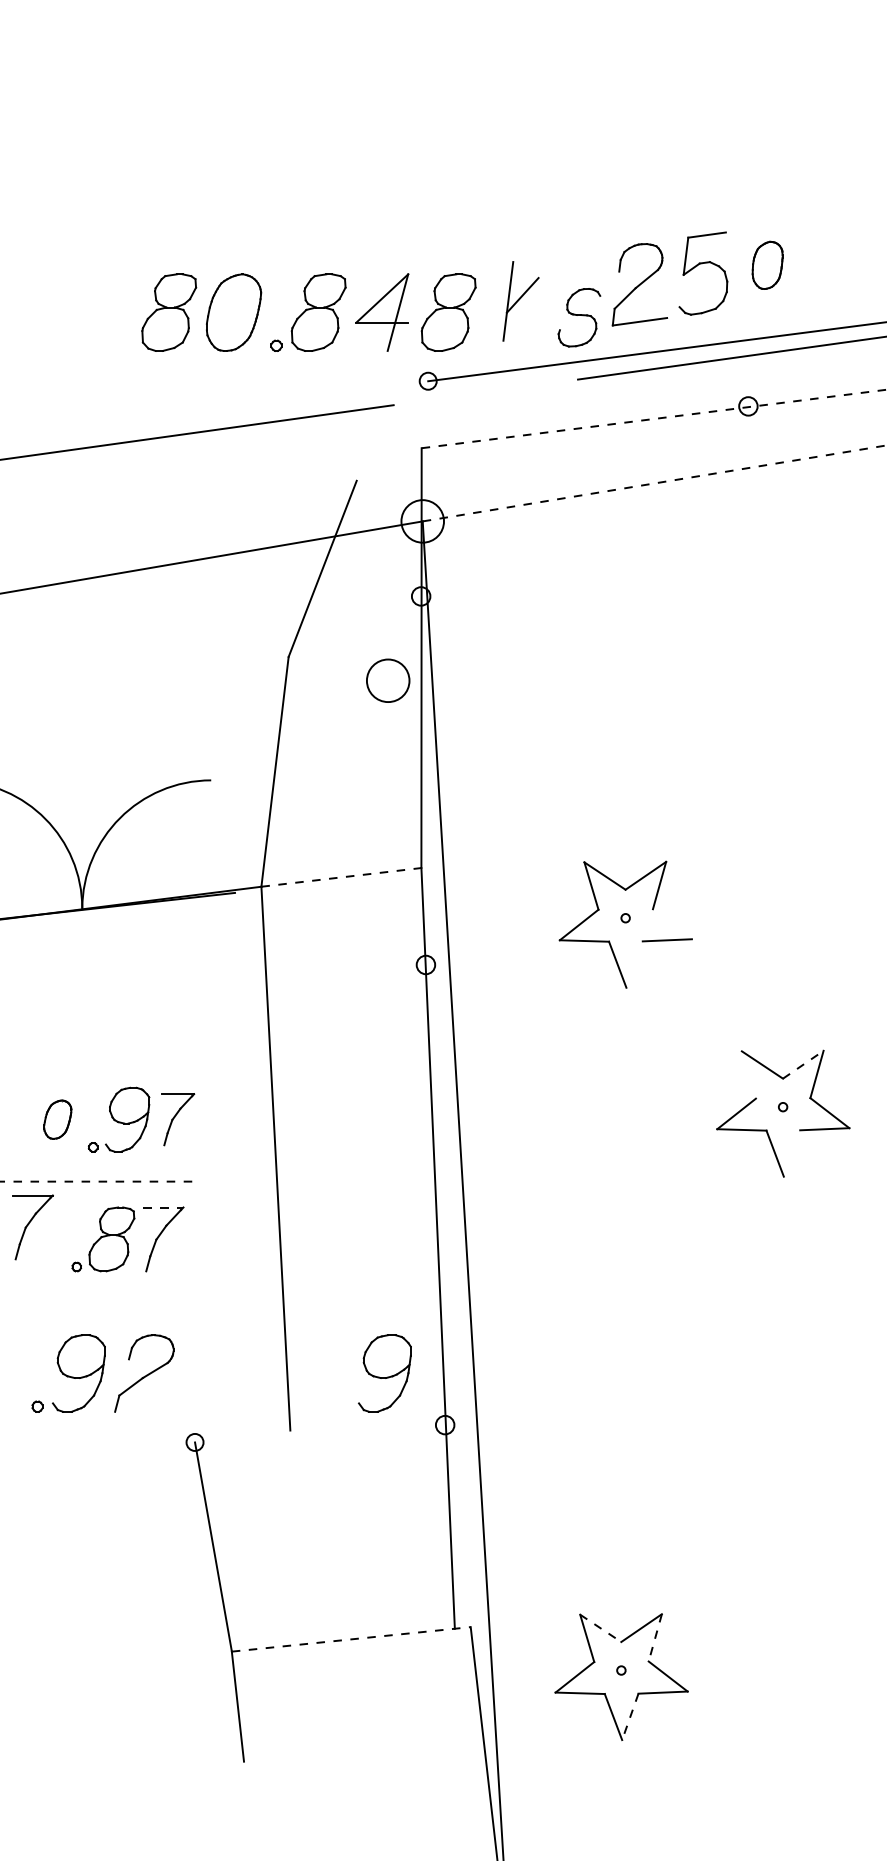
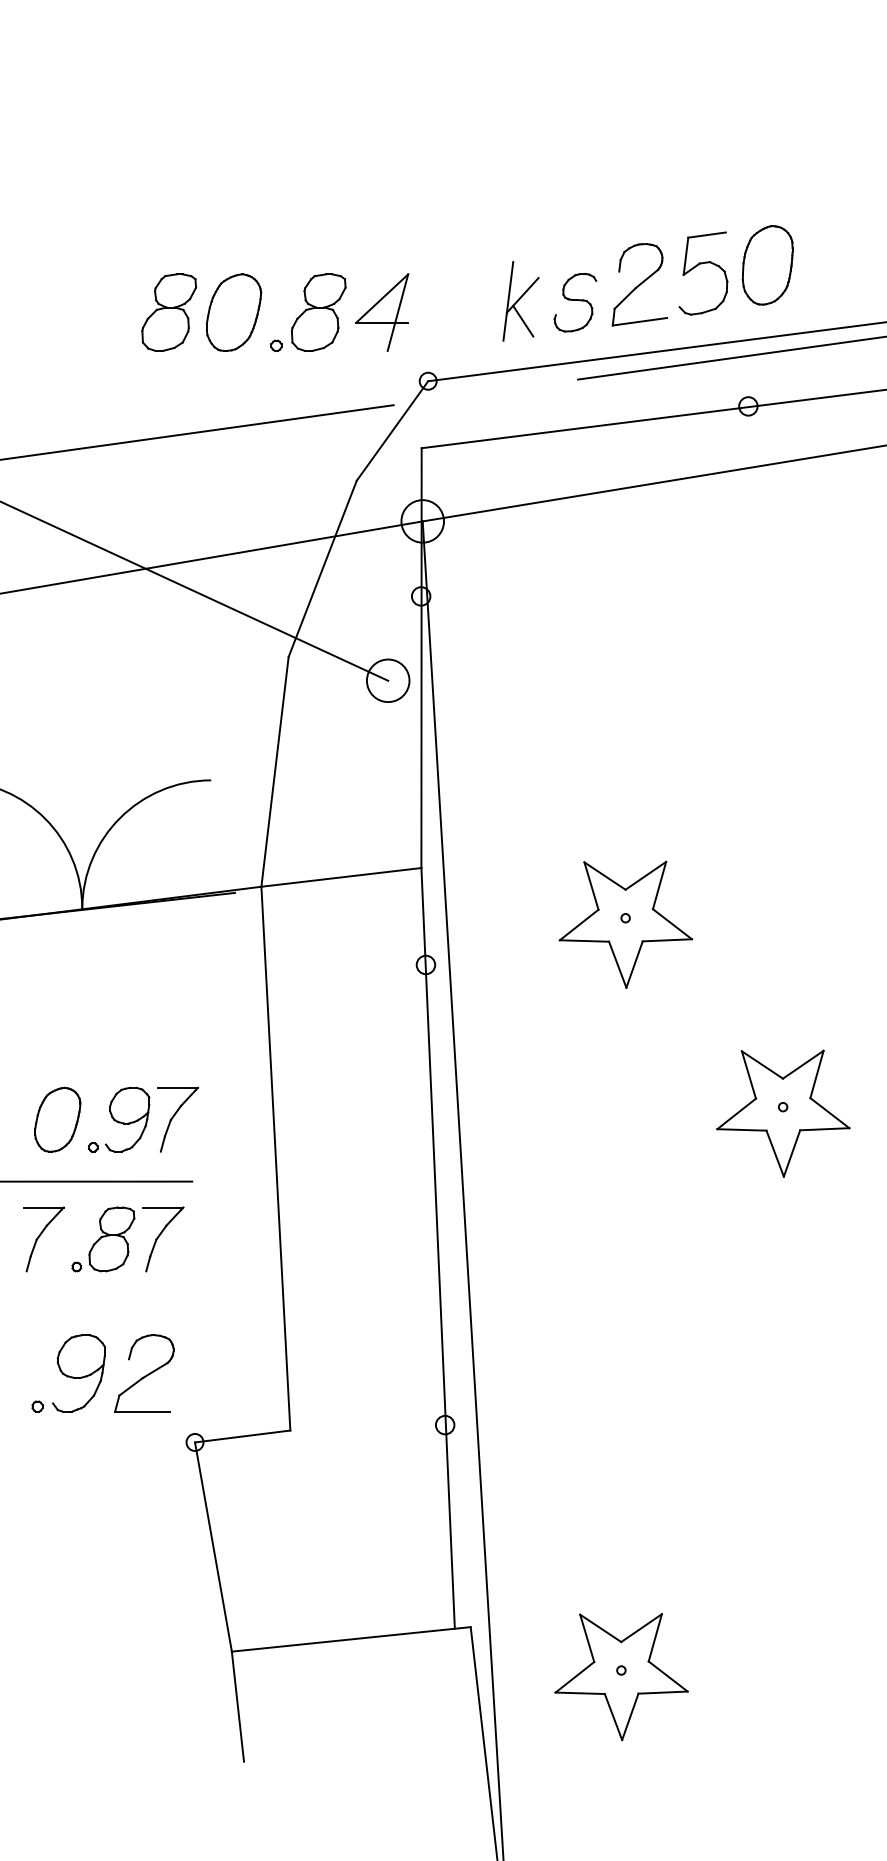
part size: 33x50 px -> 53x81 px (767, 265)
part: present -> none (448, 312)
part position: (579, 317) -> (575, 302) (575, 302)
line: none -> present (523, 320)
line: dashed -> solid (654, 418)
line: none -> present (392, 430)
line: dashed -> solid (654, 483)
line: none -> present (195, 591)
line: dashed -> solid (341, 877)
line: none -> present (671, 924)
line: none -> present (634, 964)
line: dashed -> solid (803, 1064)
line: none -> present (748, 1074)
part size: 30x41 px -> 48x67 px (57, 1119)
part size: 35x54 px -> 43x67 px (178, 1119)
line: none -> present (791, 1153)
line: dashed -> solid (96, 1181)
line: dashed -> solid (163, 1207)
part position: (32, 1227) -> (43, 1239) (43, 1239)
part: present -> none (384, 1373)
line: none -> present (142, 1411)
line: none -> present (242, 1436)
line: dashed -> solid (600, 1628)
line: dashed -> solid (655, 1637)
line: dashed -> solid (351, 1639)
line: dashed -> solid (630, 1716)
